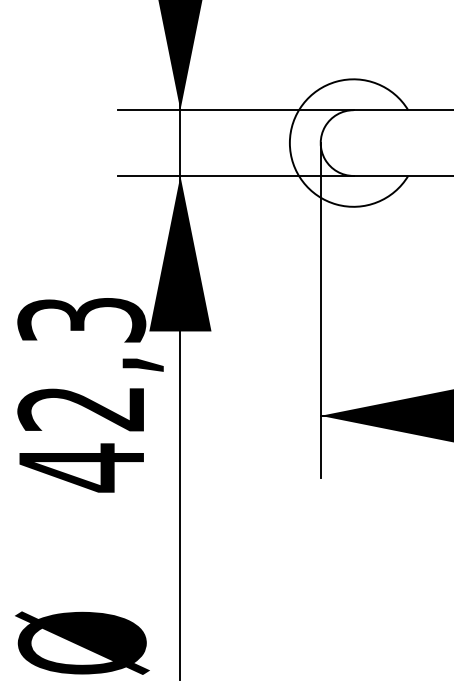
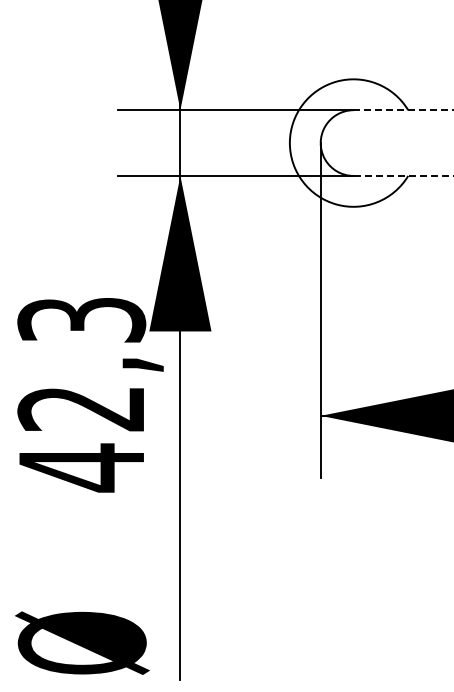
line: solid -> dashed (403, 110)
line: solid -> dashed (403, 175)
